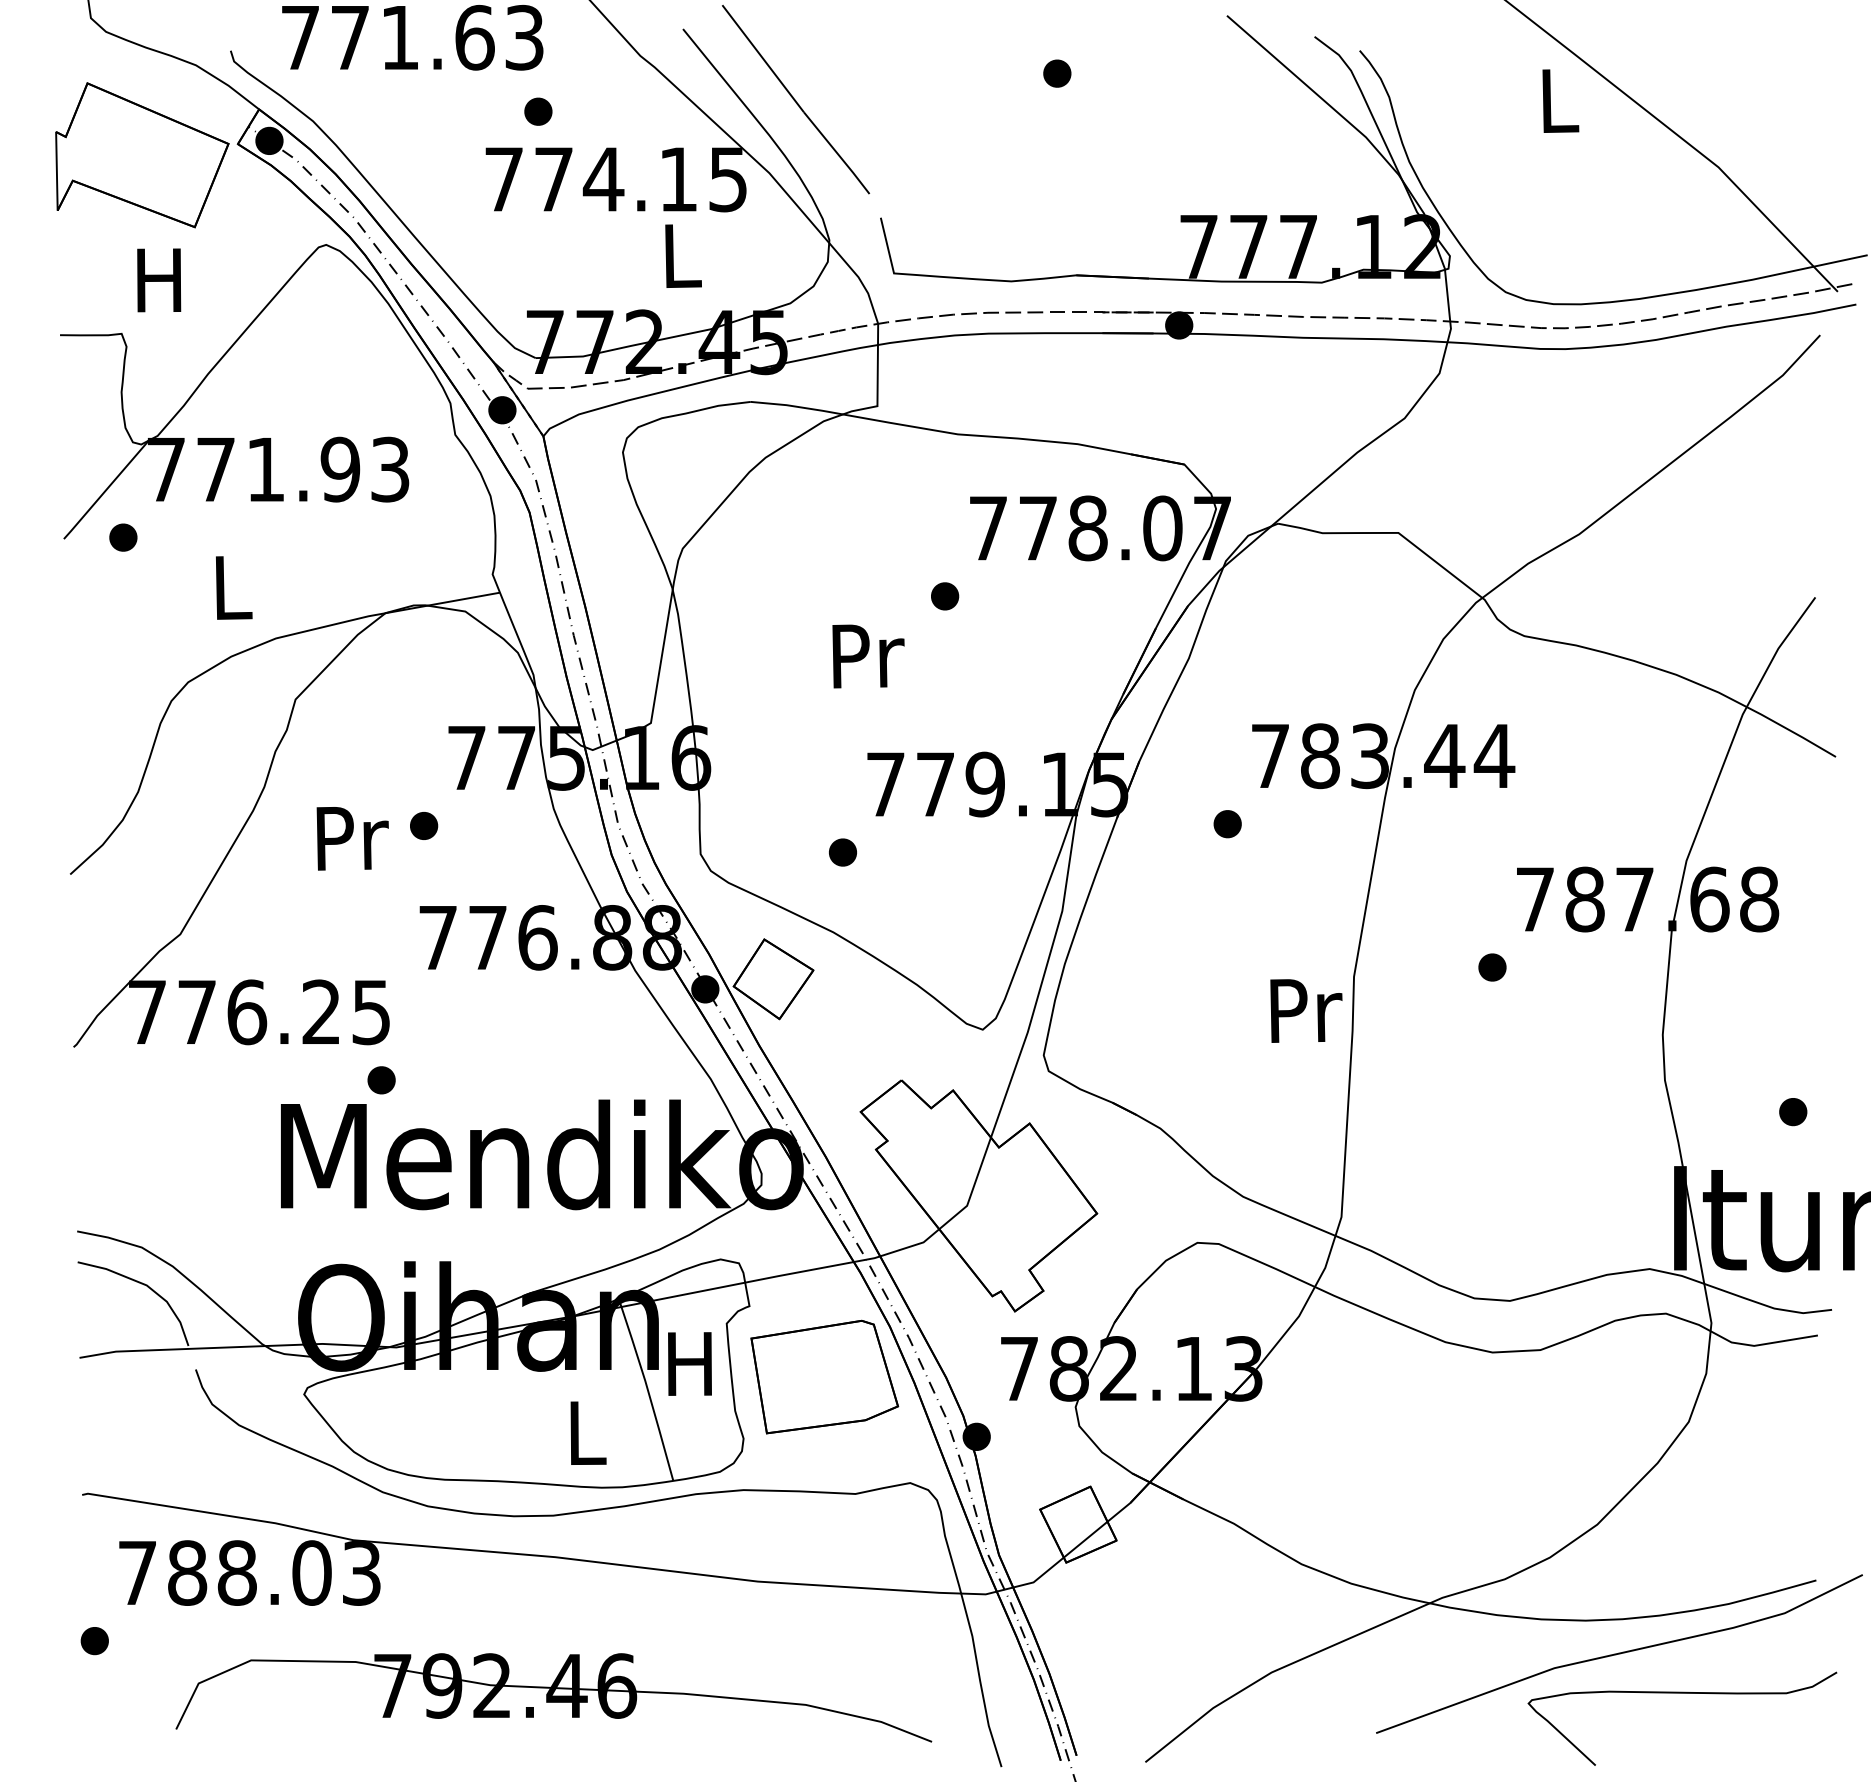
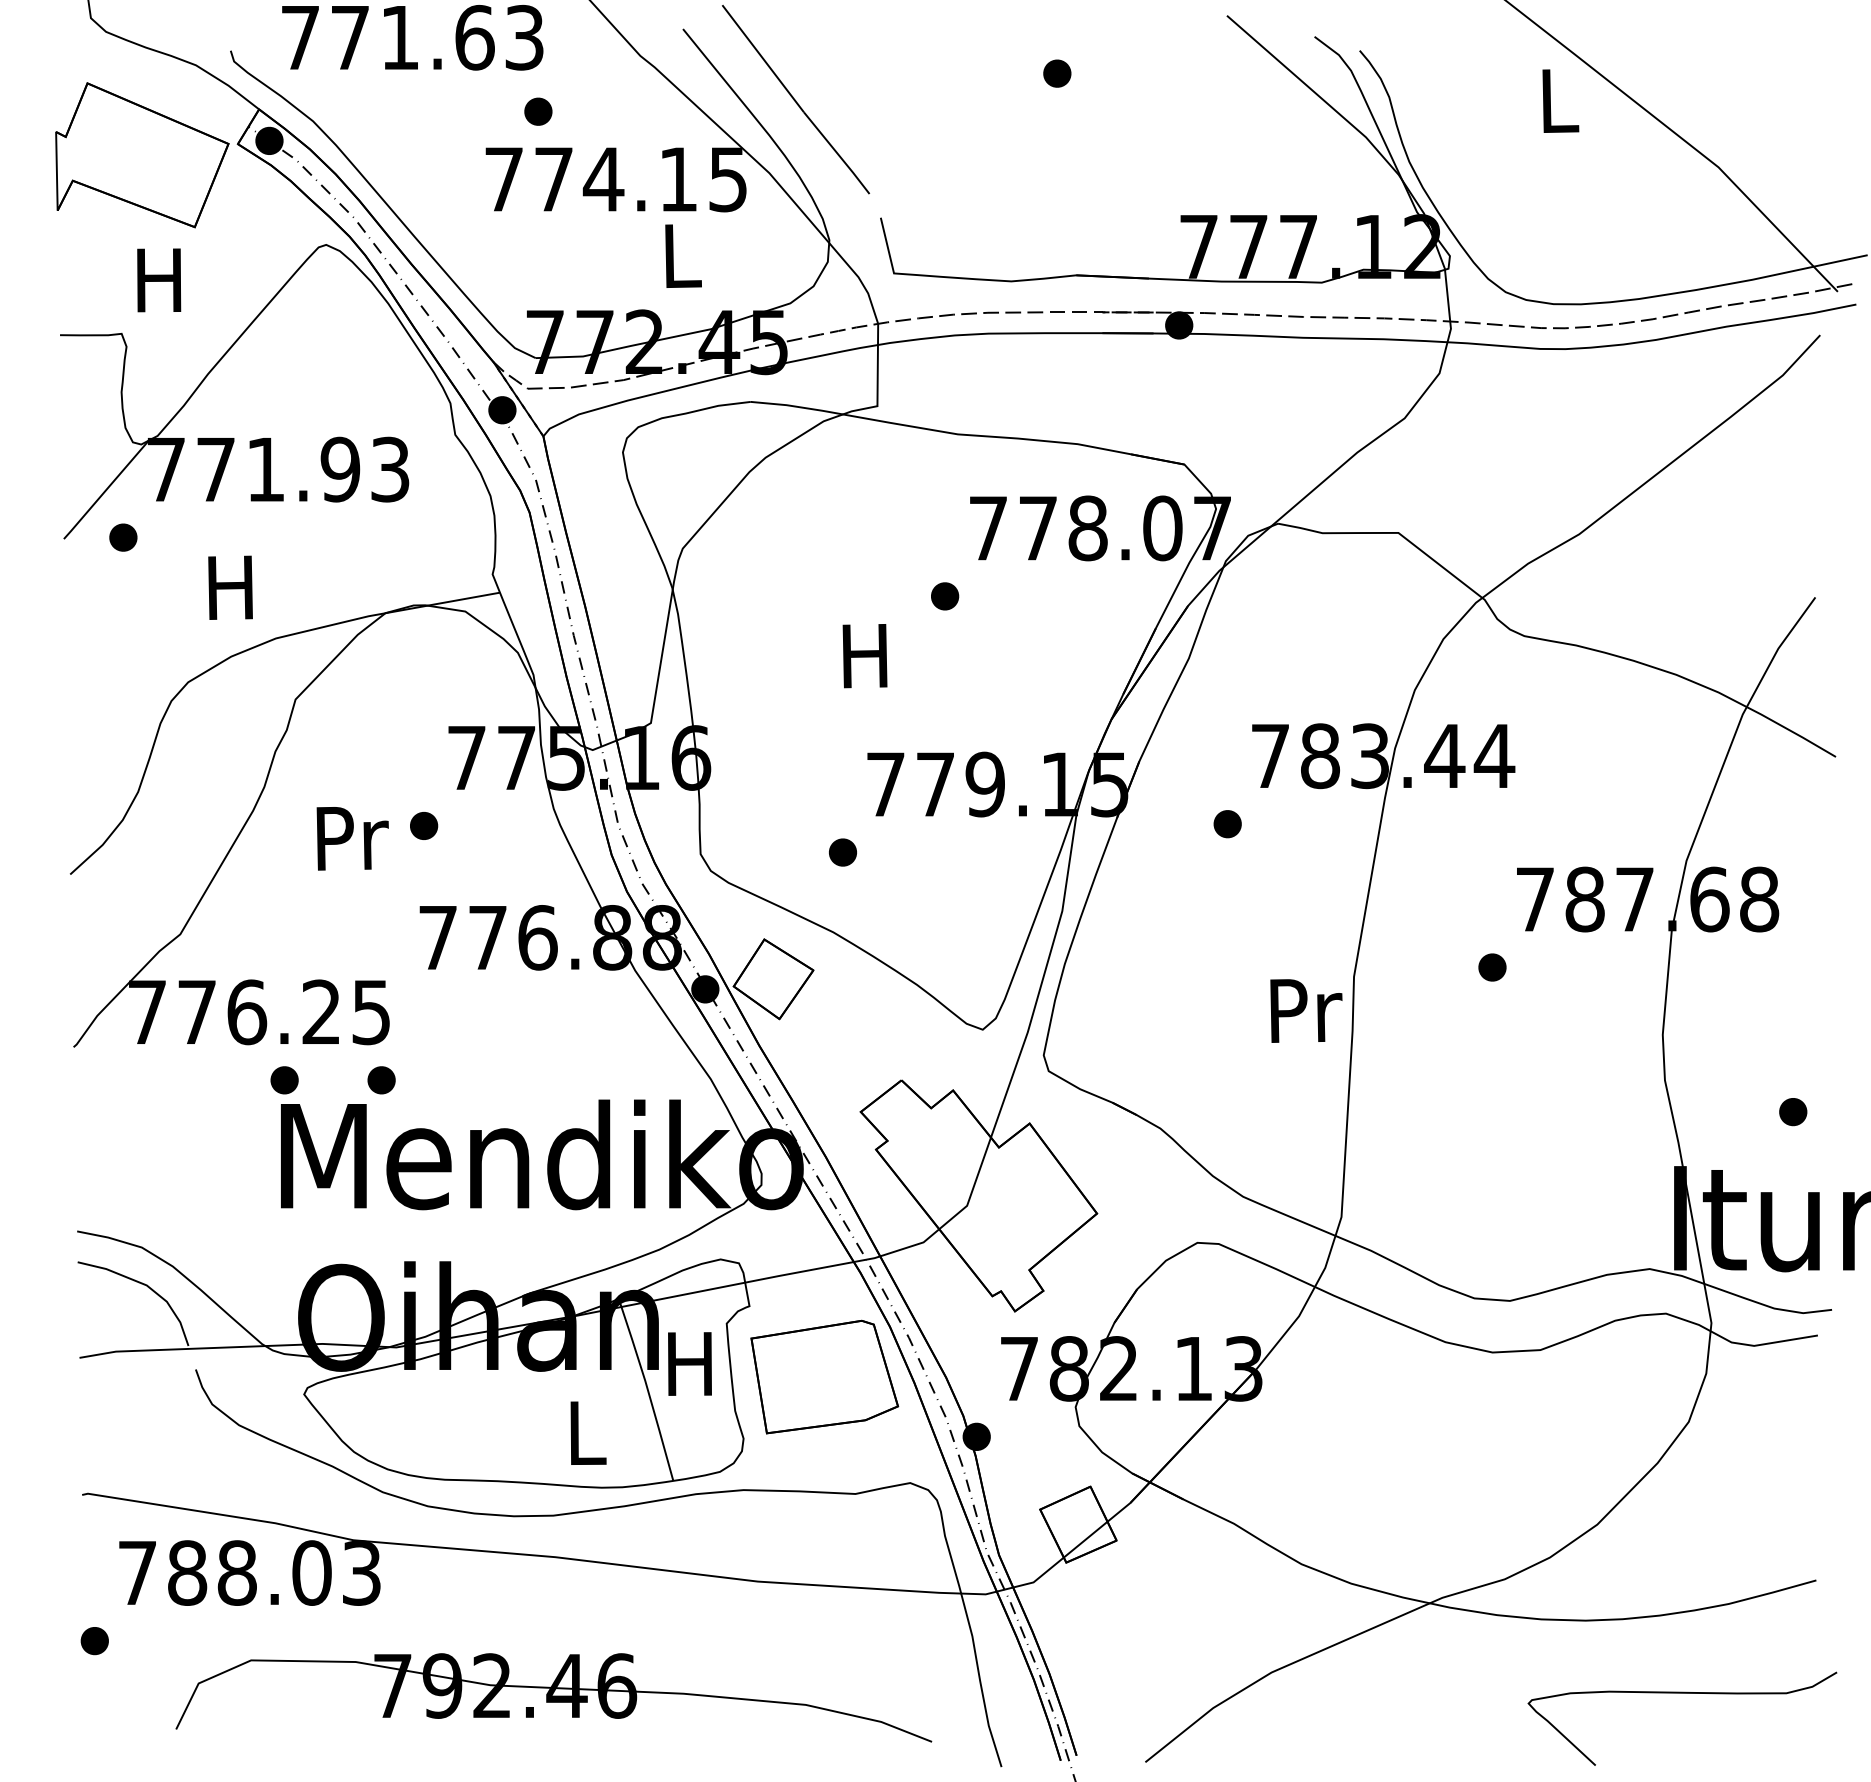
text: L -> H (230, 587)
text: Pr -> H (868, 656)
part: none -> present (284, 1080)
line: present -> none (1619, 1653)
